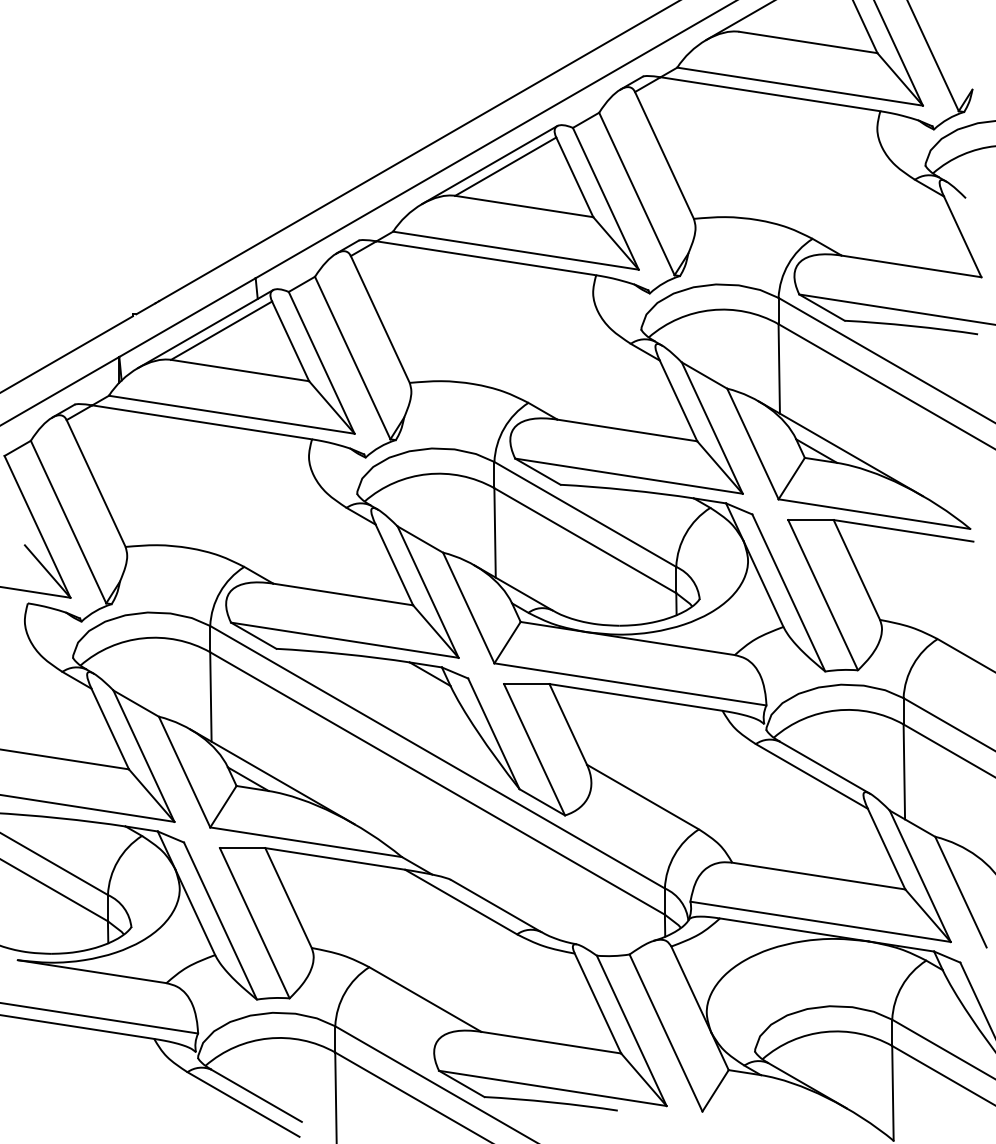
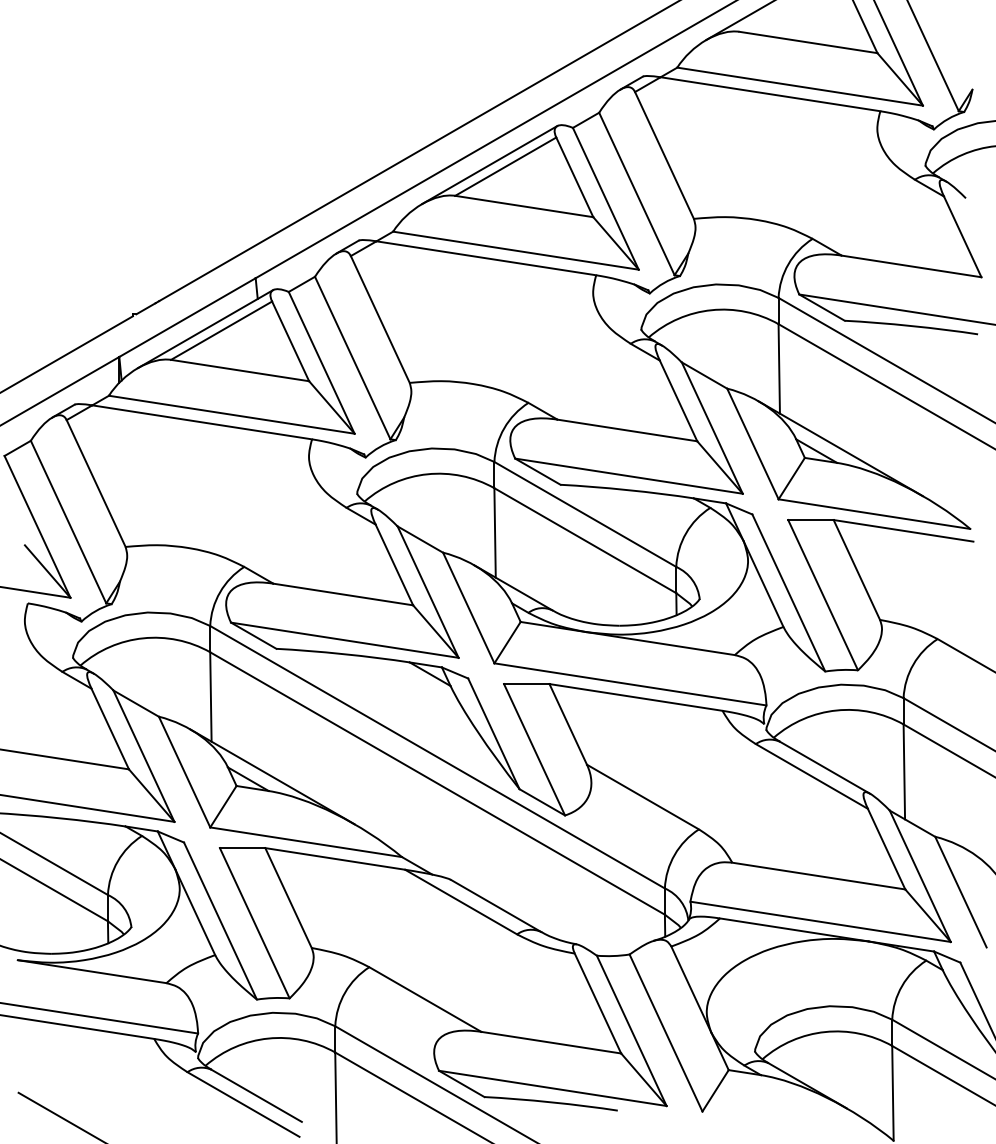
line: none -> present (60, 1116)
